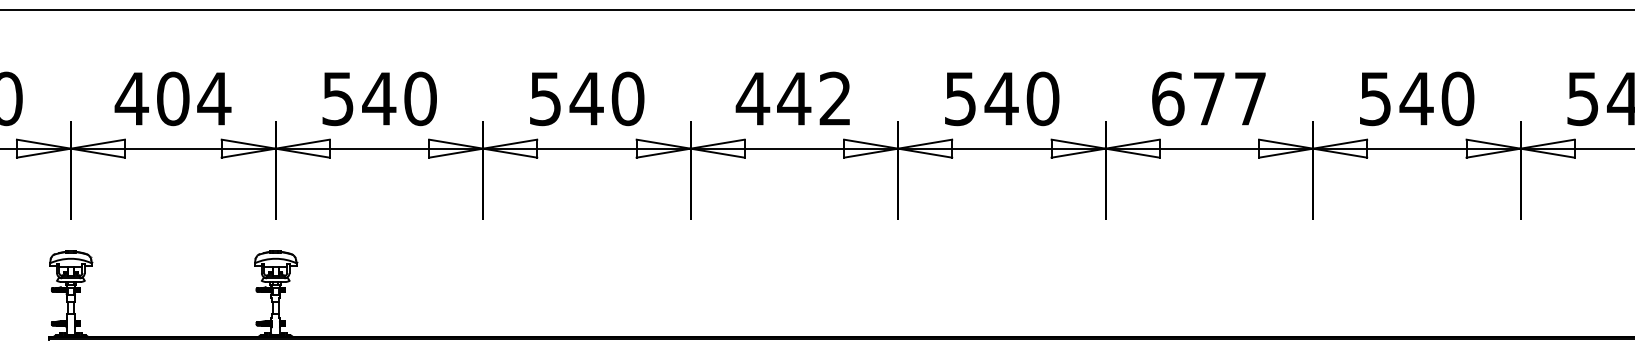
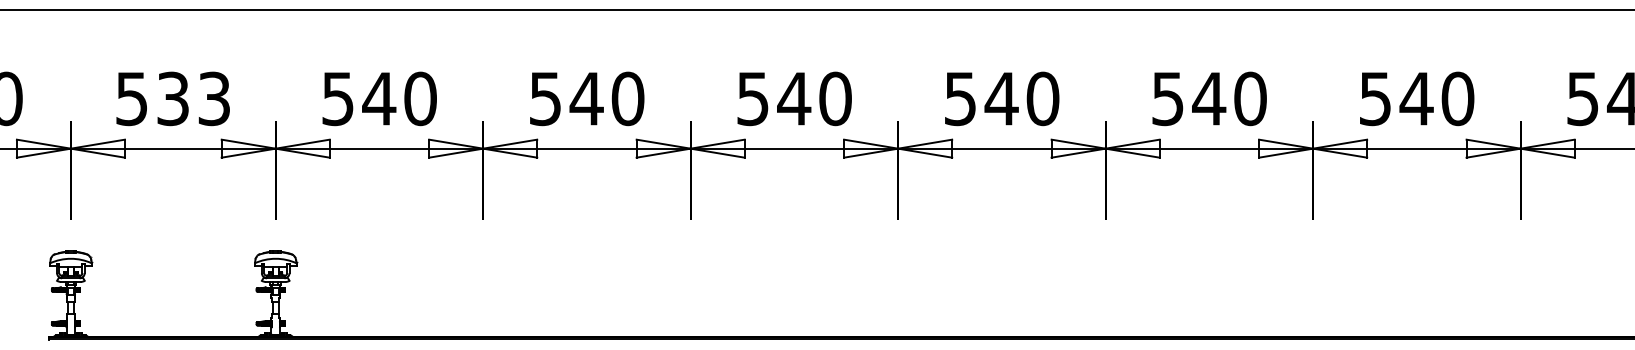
text: 404 -> 533 (172, 98)
text: 442 -> 540 (793, 98)
text: 677 -> 540 (1209, 98)
